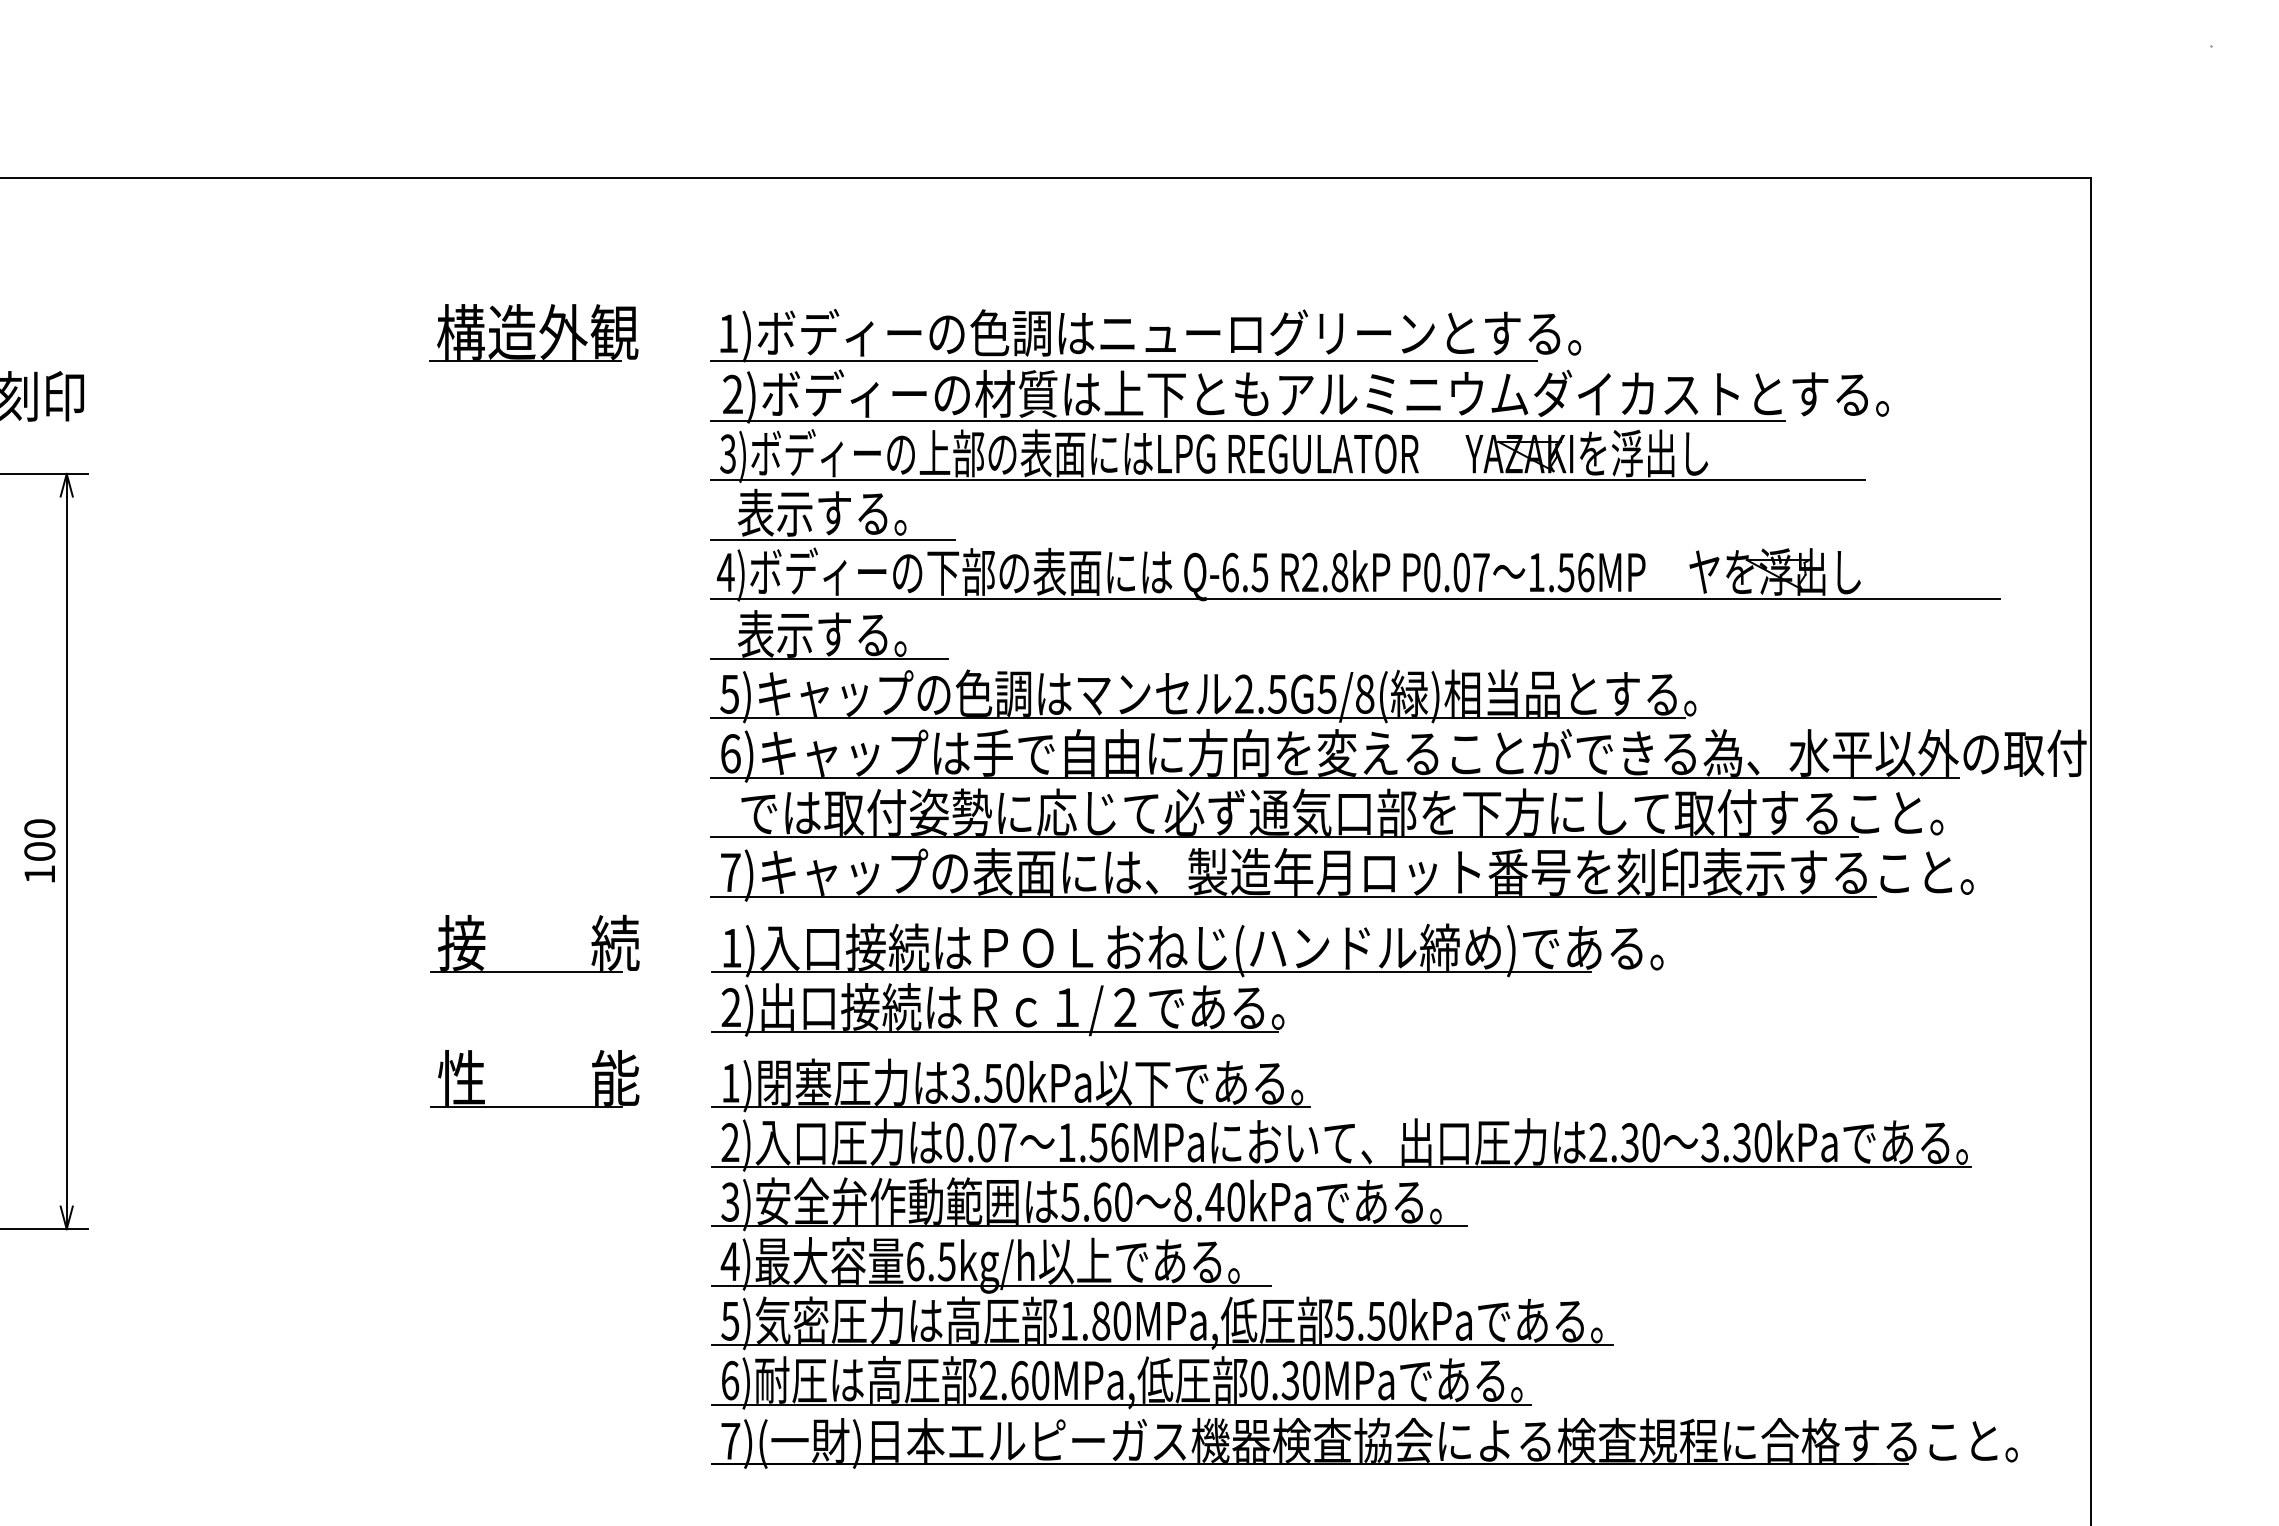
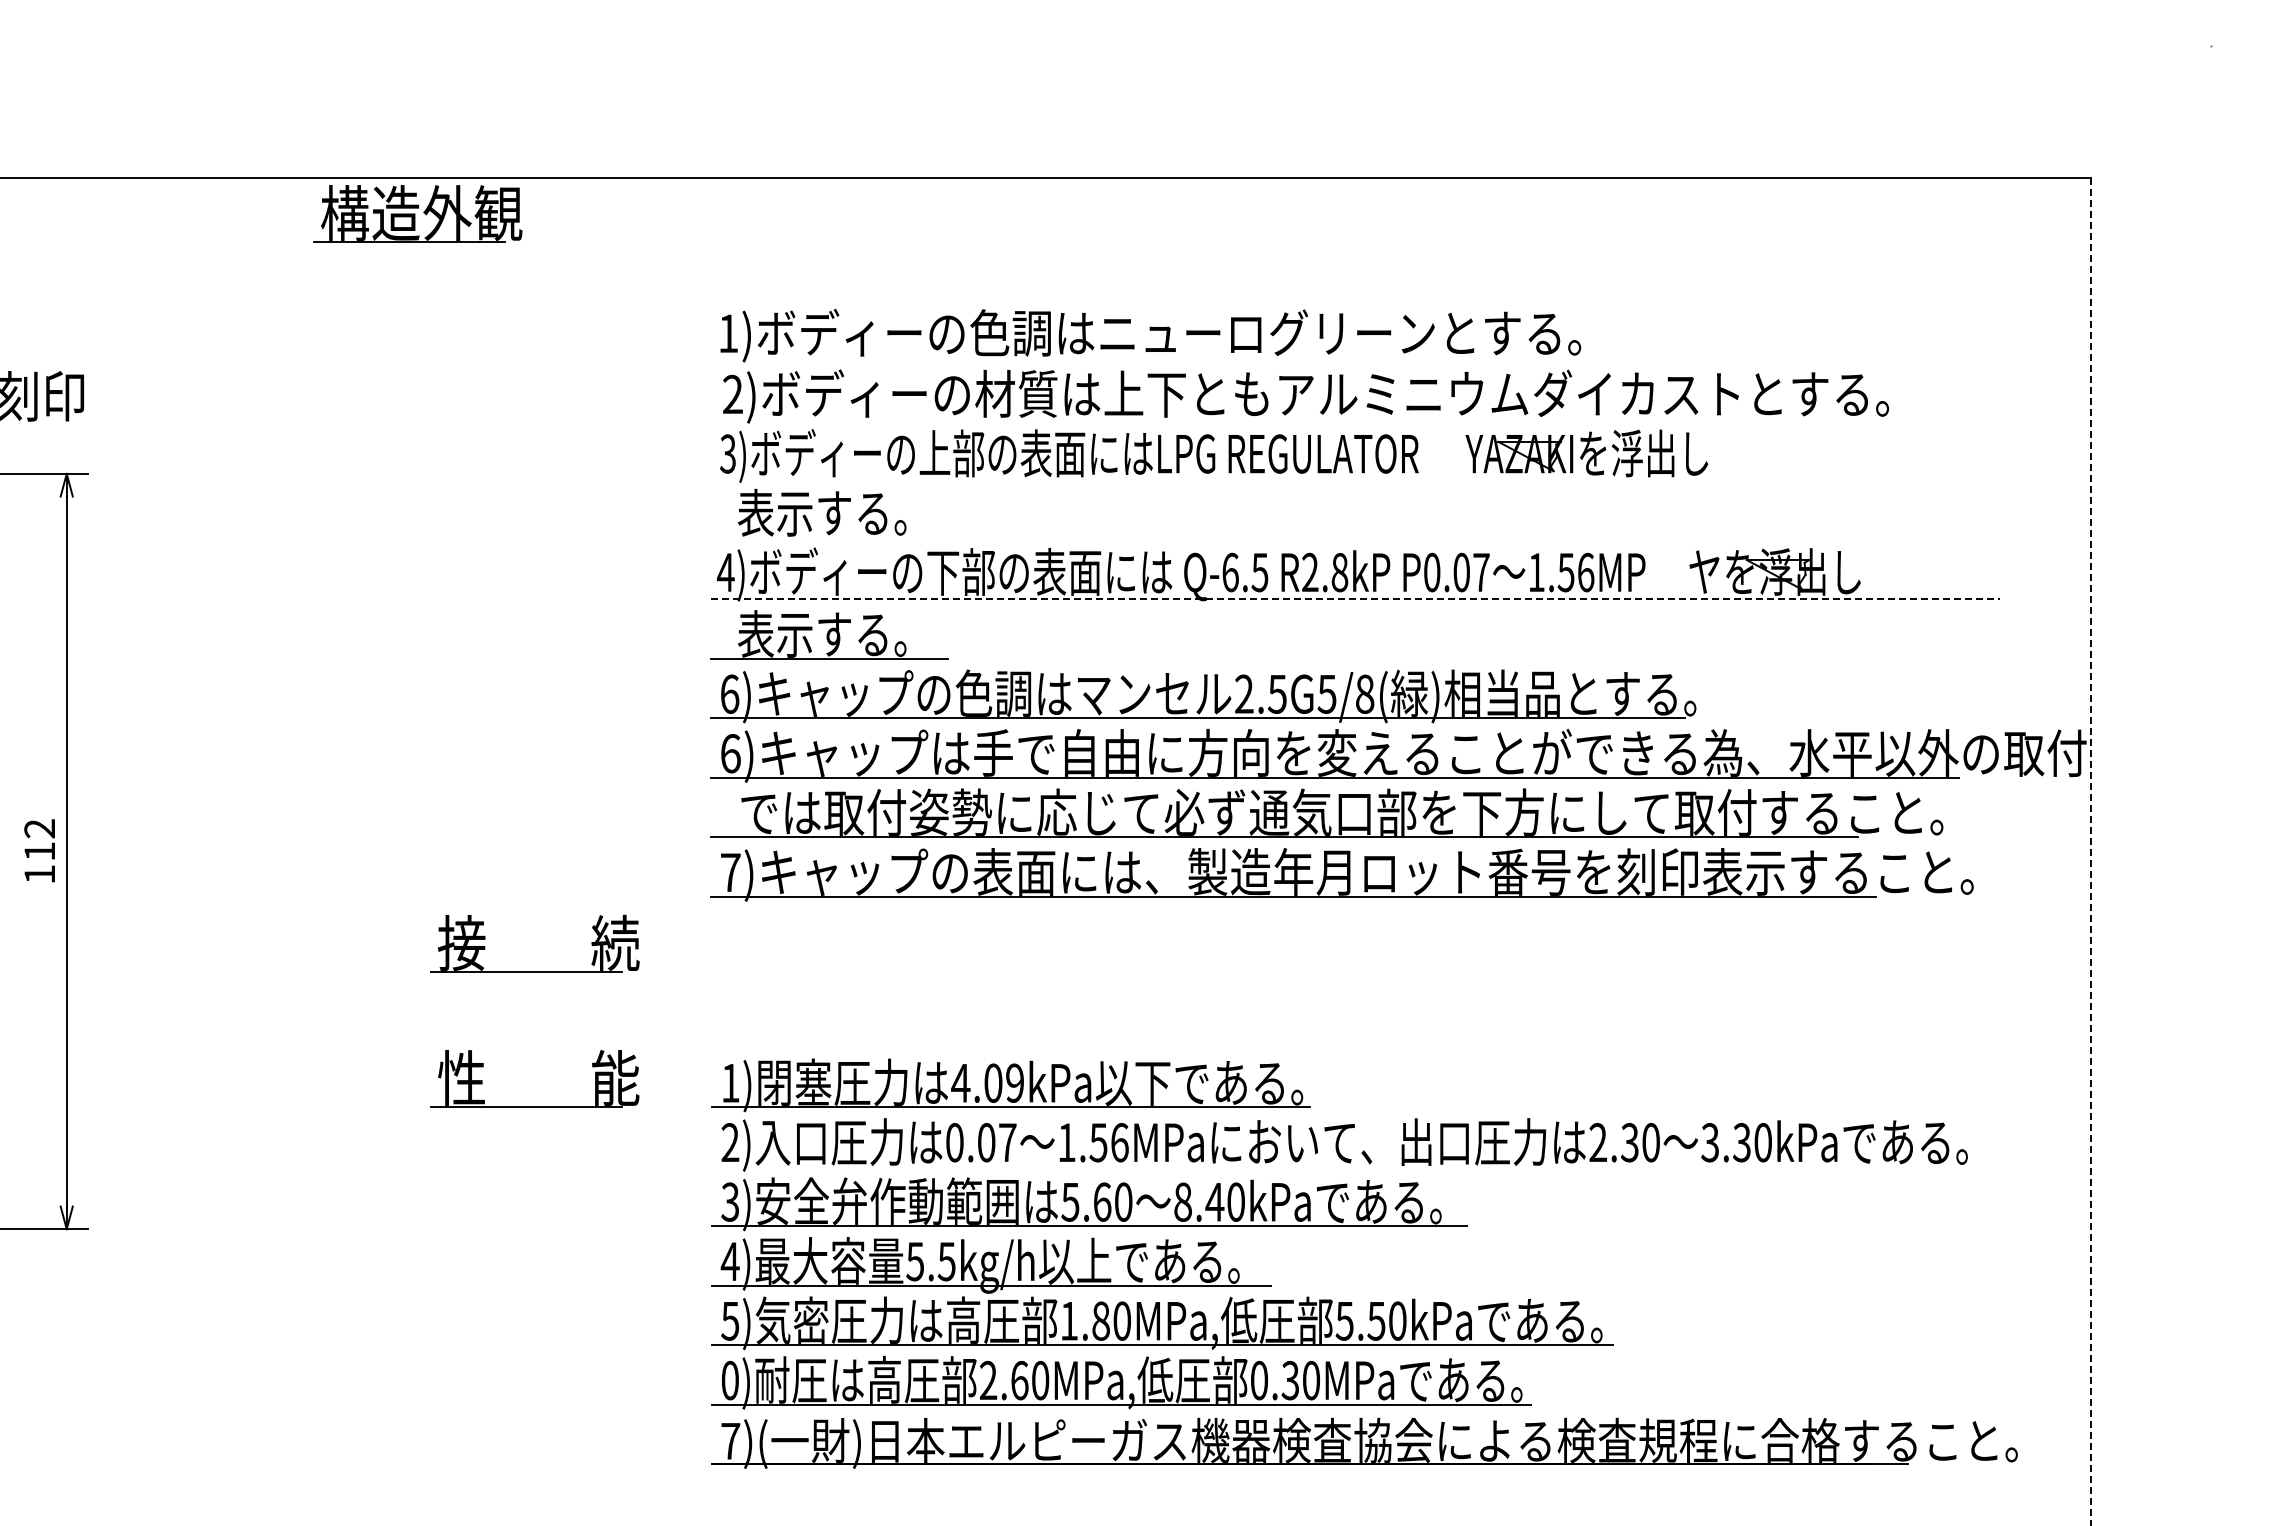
part position: (533, 332) -> (417, 213) (417, 213)
line: present -> none (1123, 361)
line: present -> none (1247, 420)
line: present -> none (1287, 480)
line: present -> none (832, 539)
line: solid -> dashed (1355, 599)
text: 5) -> 6) (729, 693)
text: 100 -> 112 (39, 839)
line: solid -> dashed (2090, 851)
part: present -> none (1187, 972)
text: 3.50kPa -> 4.09kPa (987, 1082)
line: present -> none (1340, 1166)
text: 6.5kg/h -> 5.5kg/h (915, 1261)
text: 6) -> 0) (730, 1380)
